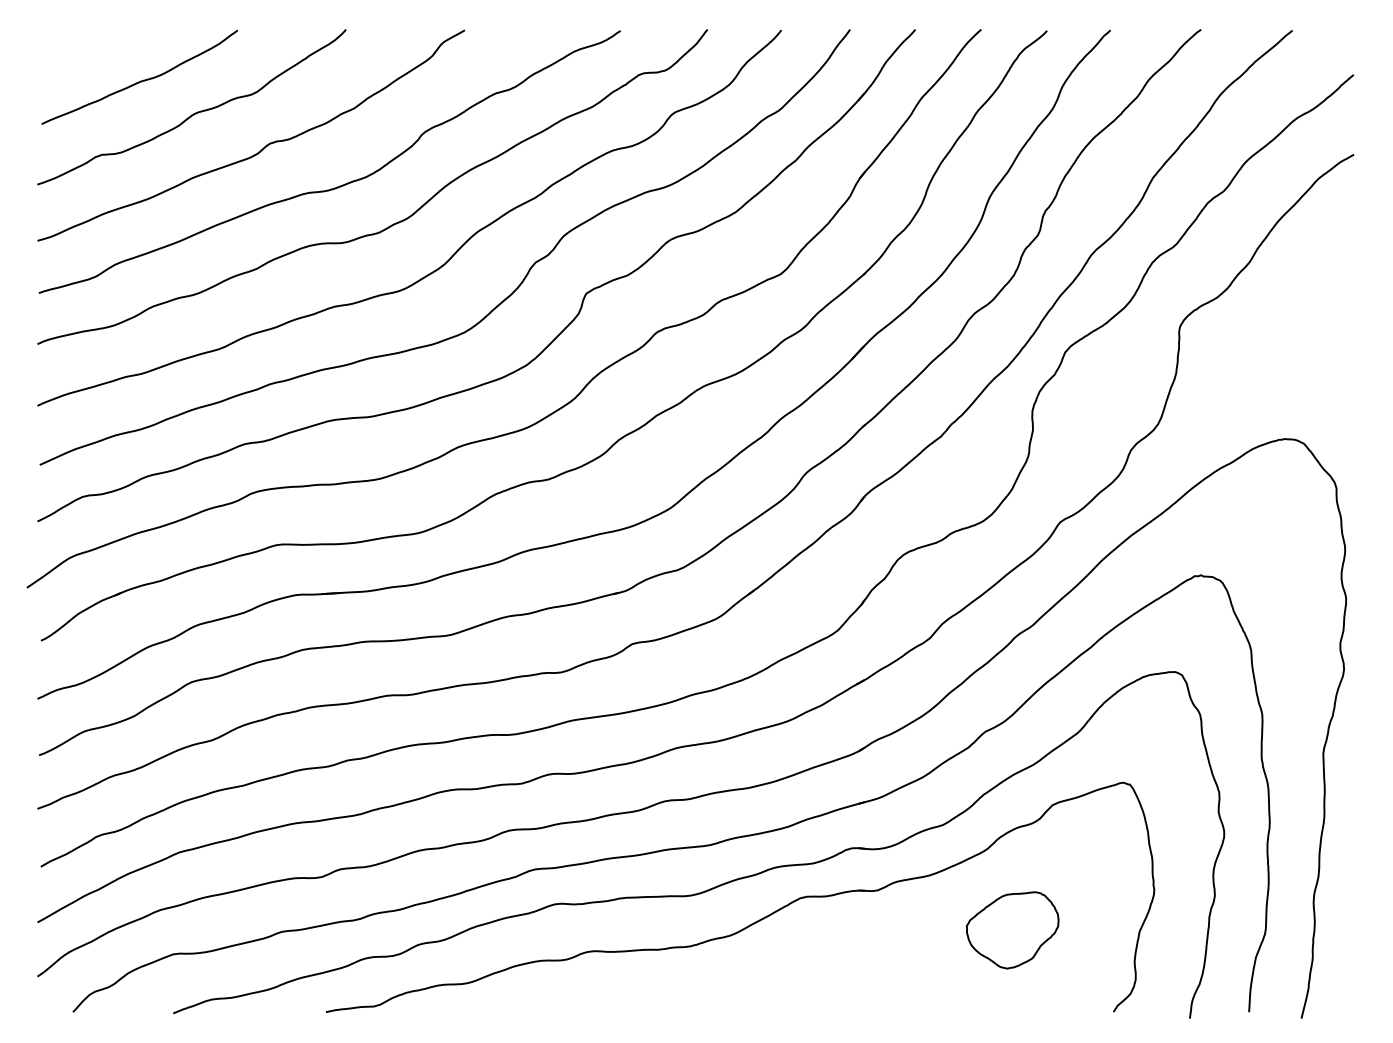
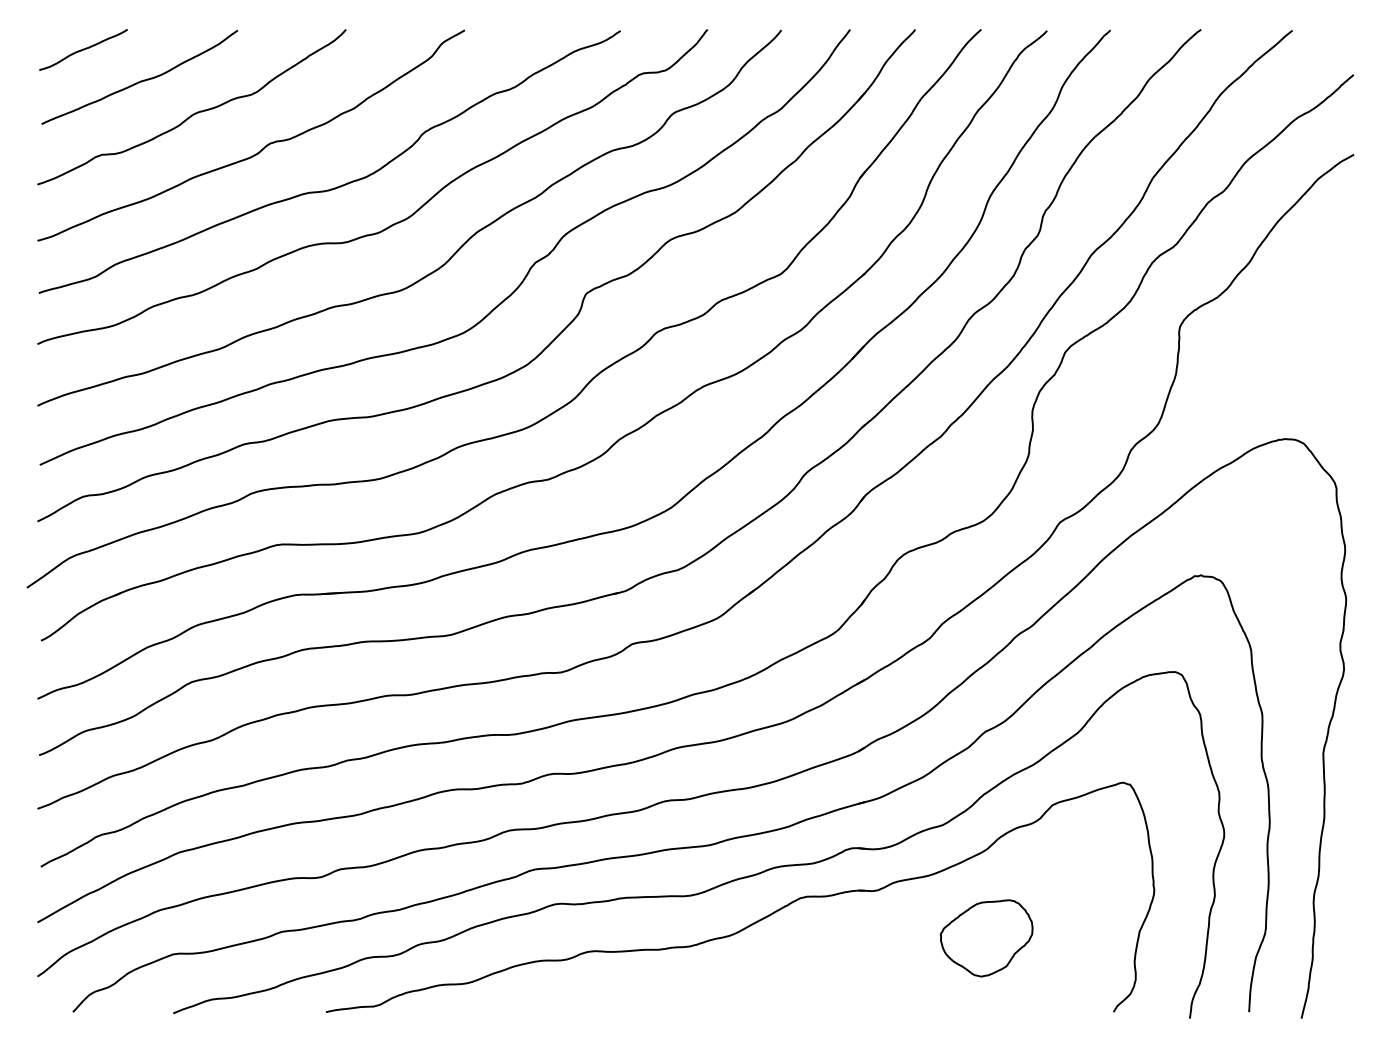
curve: none -> present (83, 49)
part position: (1012, 930) -> (986, 938) (986, 938)
